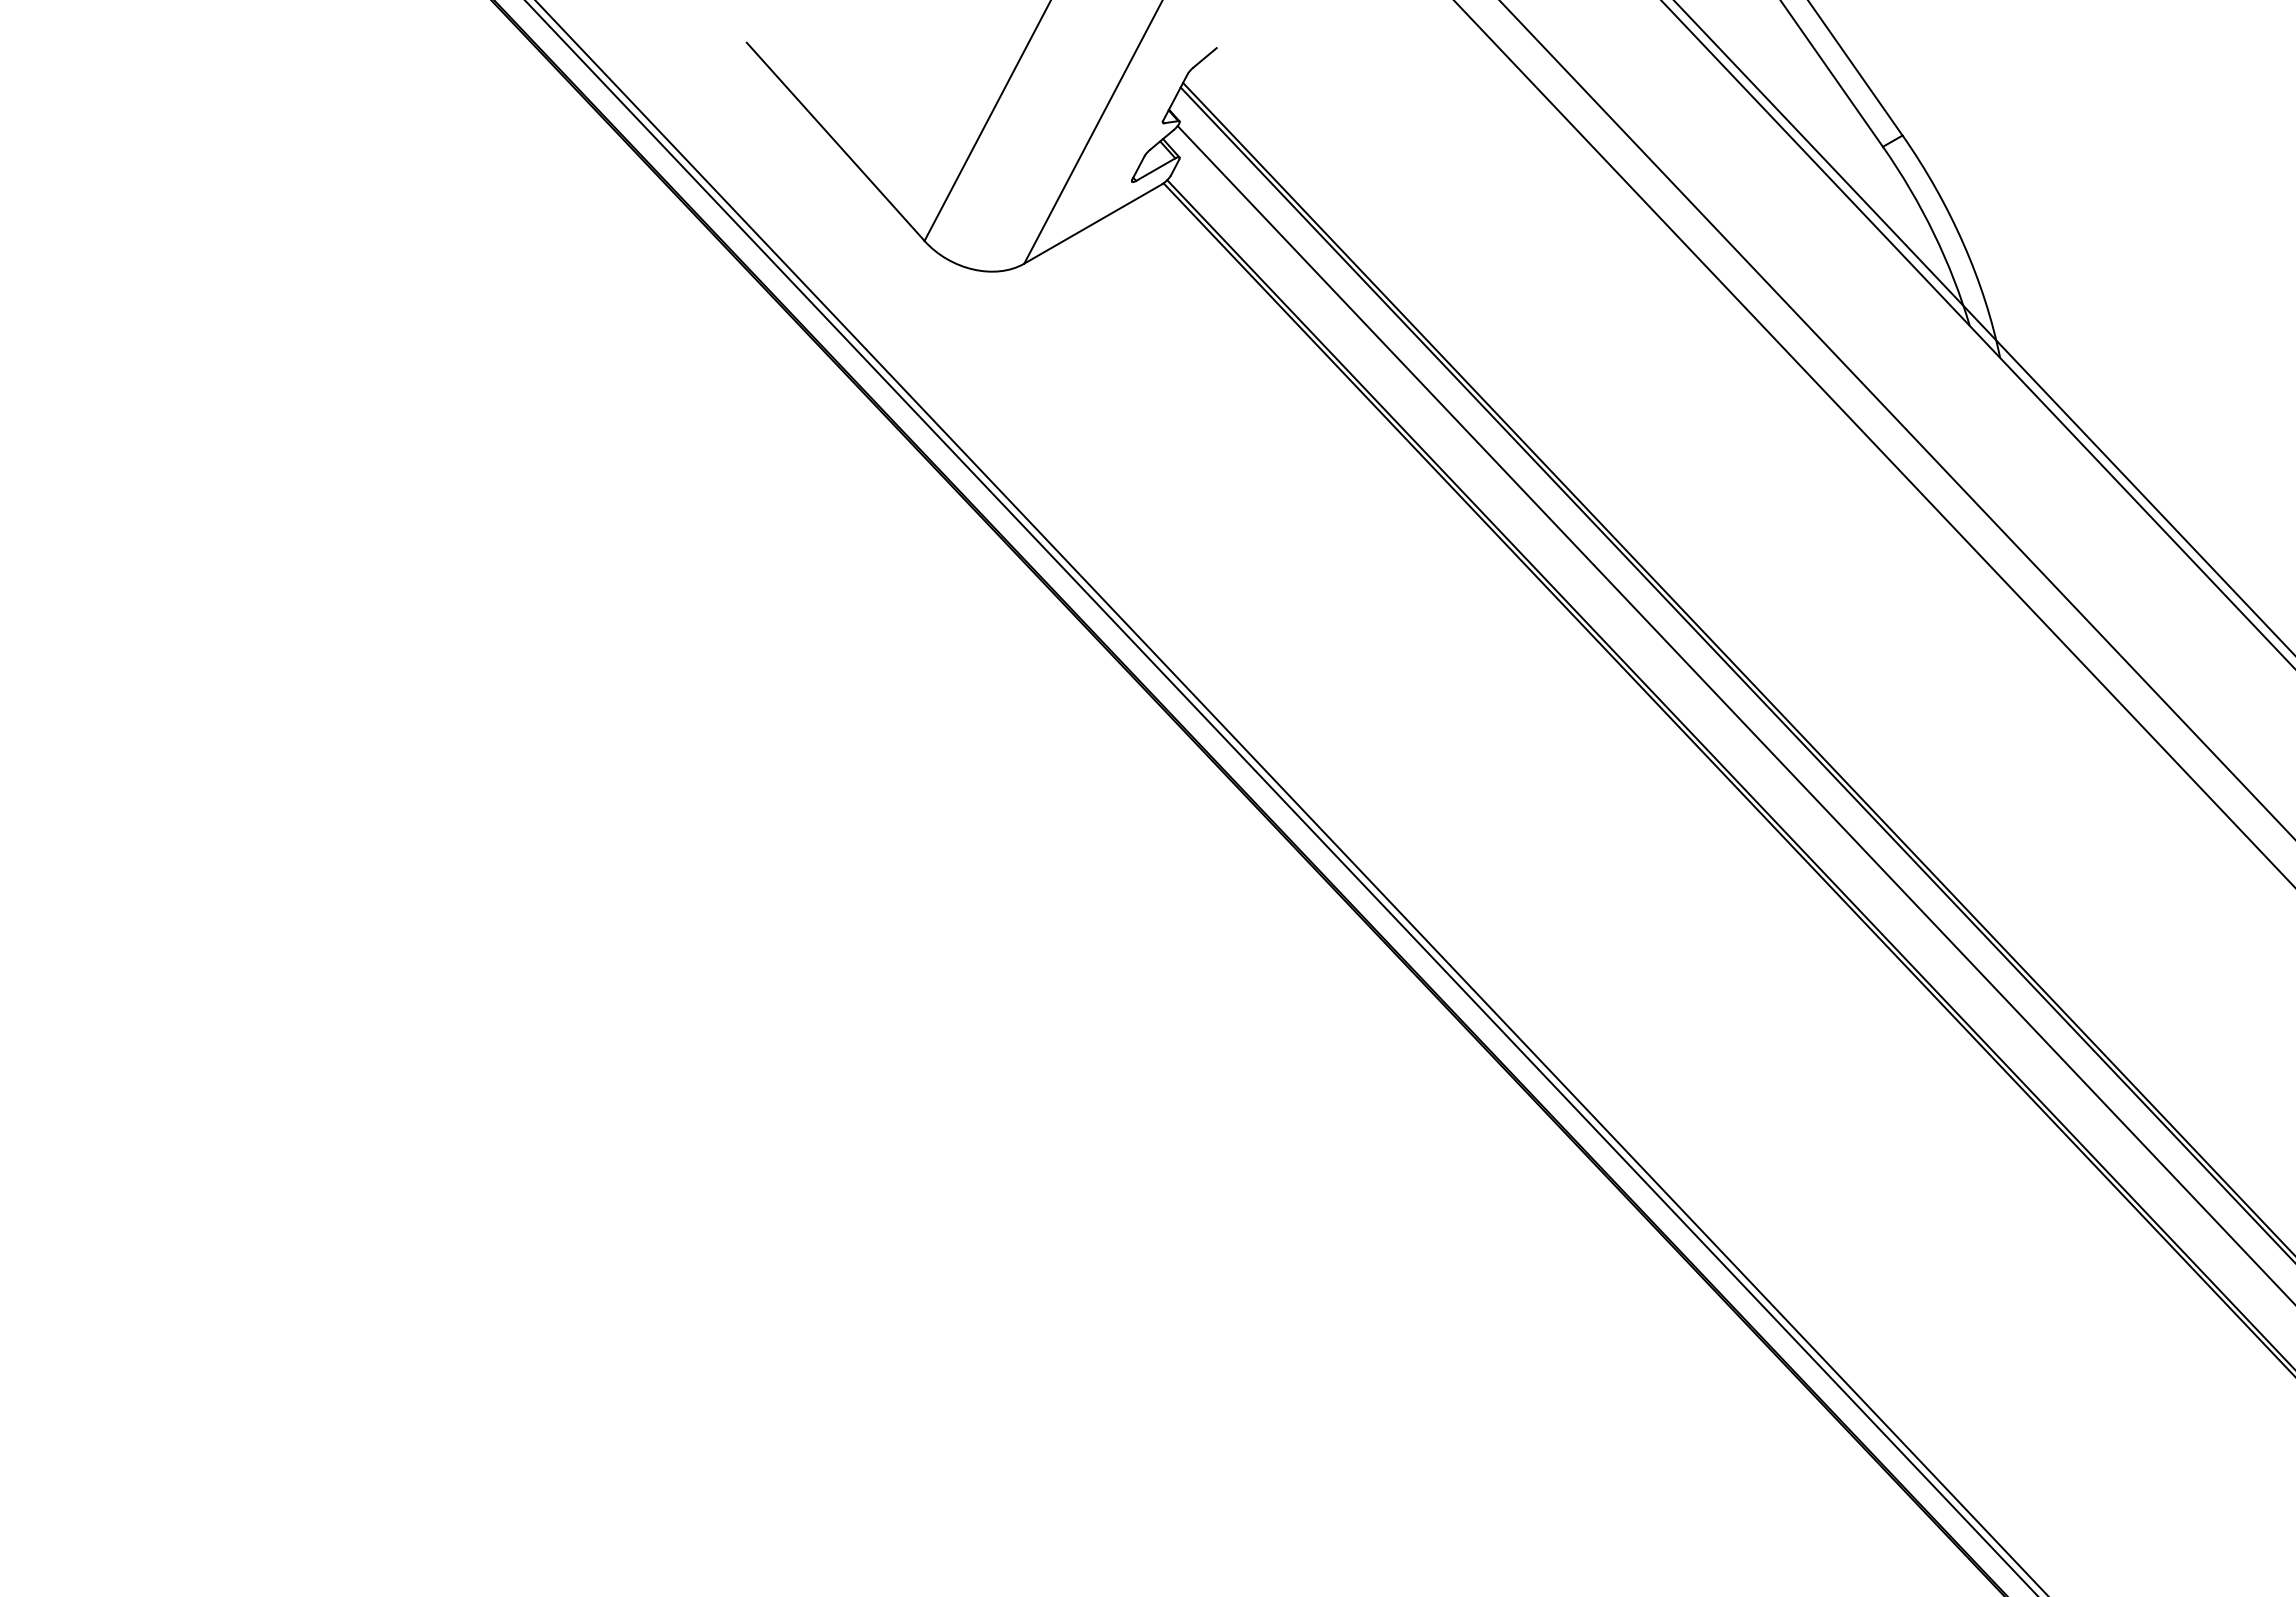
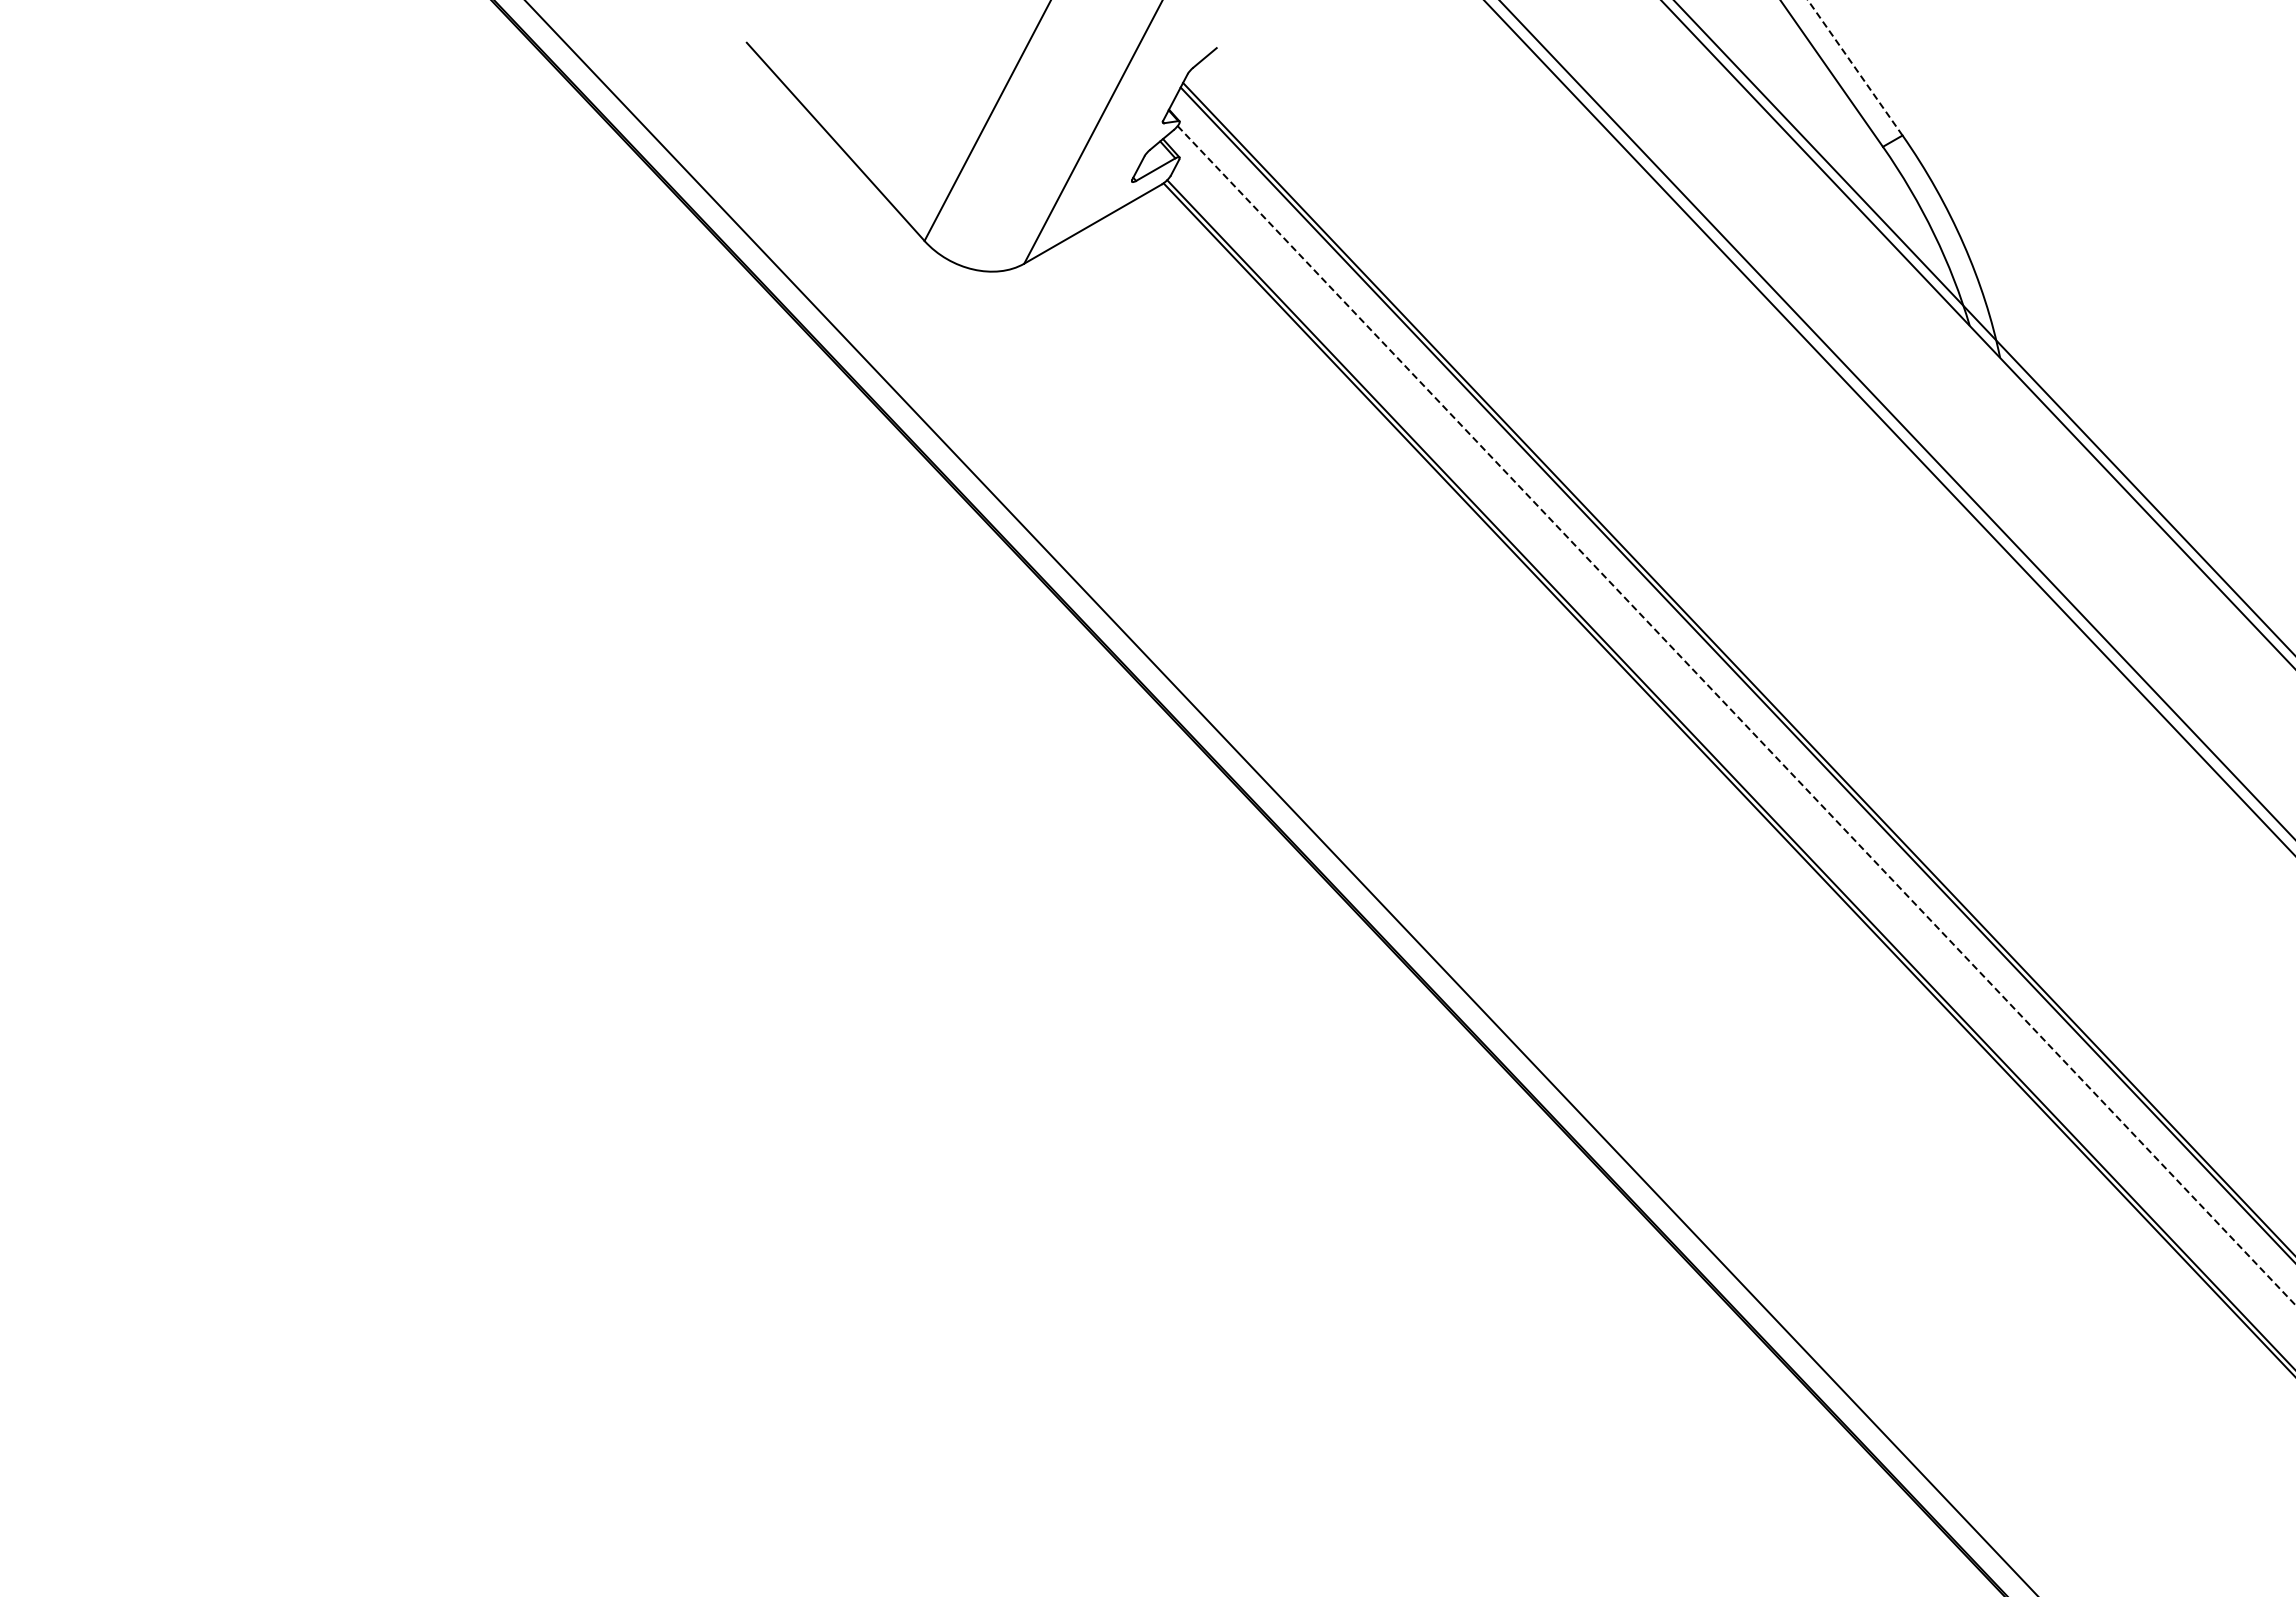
line: solid -> dashed (1855, 67)
line position: (1873, 443) -> (1888, 427) (1888, 427)
line: solid -> dashed (1737, 716)
line: present -> none (1291, 797)
